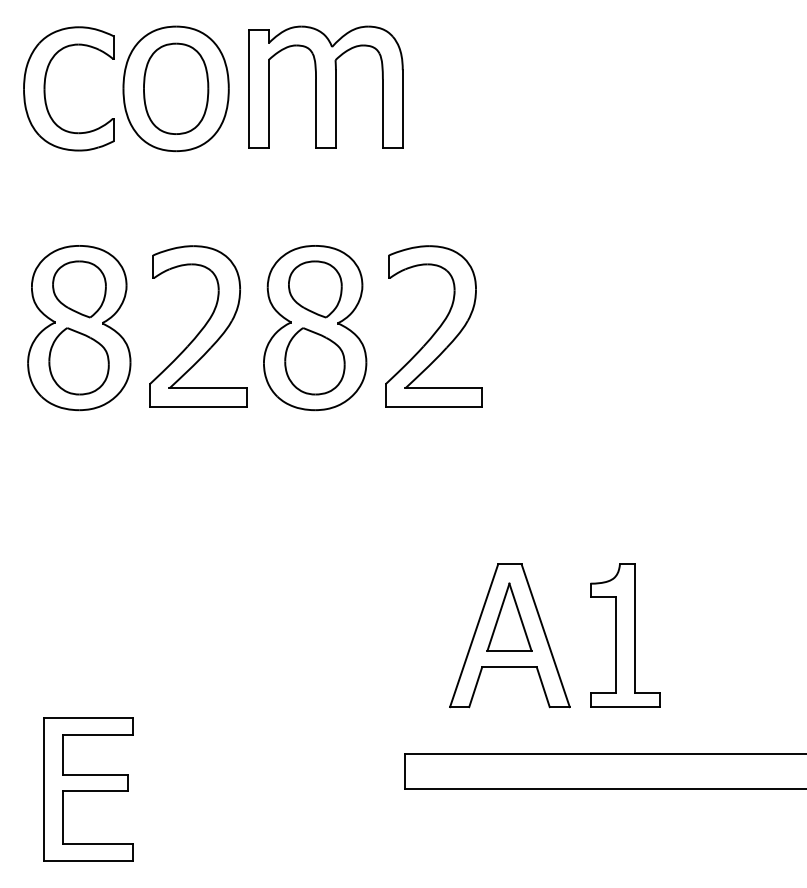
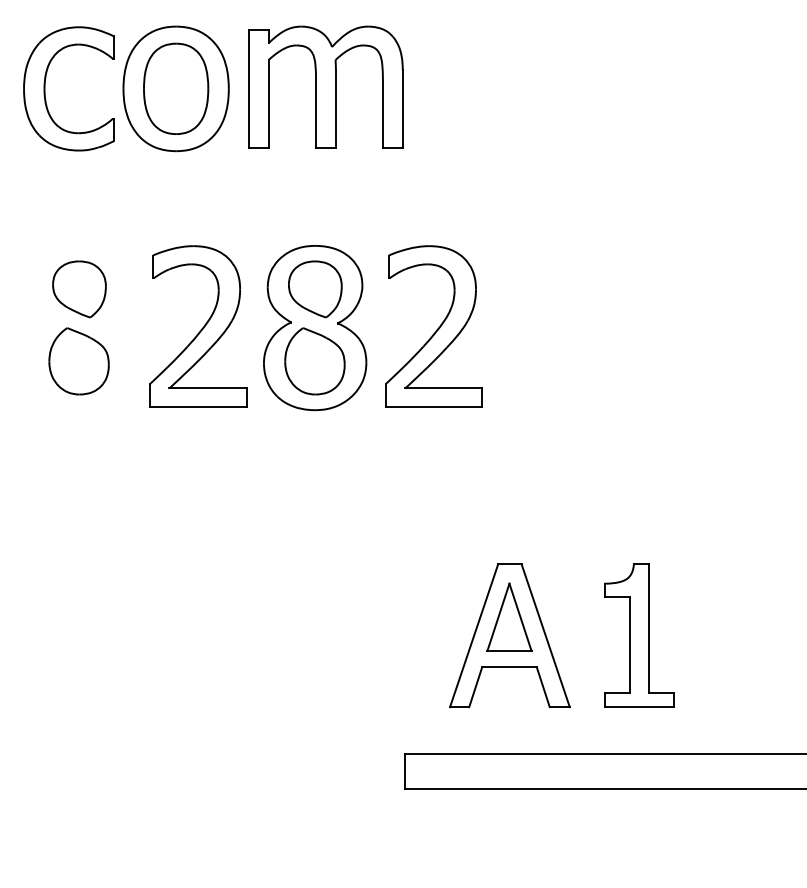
part: present -> none (79, 328)
part position: (625, 635) -> (639, 635) (639, 635)
part: present -> none (88, 789)
